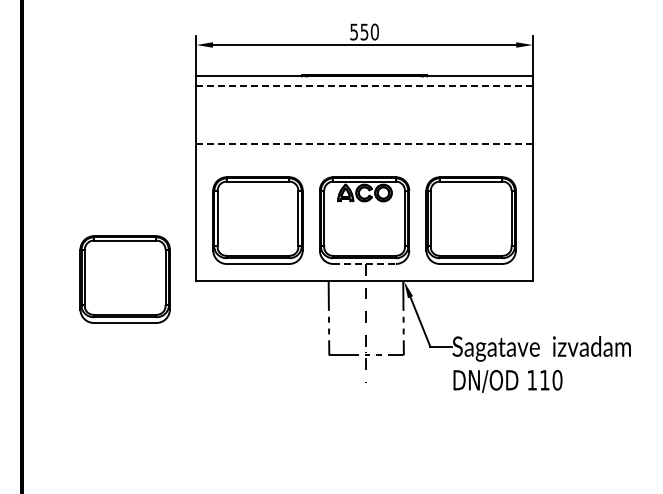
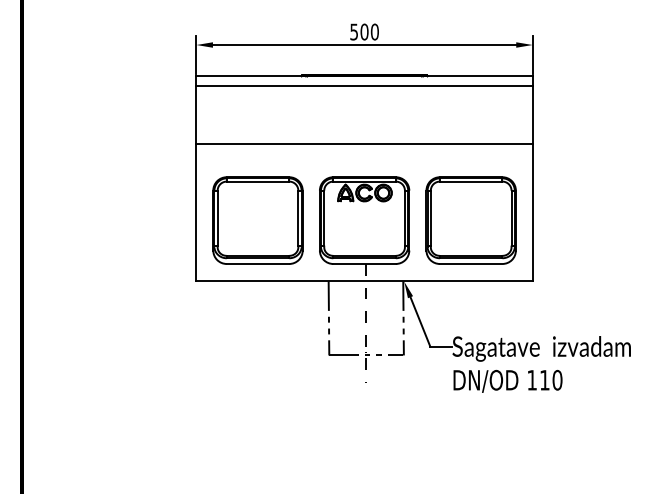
text: 550 -> 500 (364, 31)
line: dashed -> solid (365, 85)
line: dashed -> solid (365, 143)
line: dashed -> solid (365, 263)
part: present -> none (124, 279)
